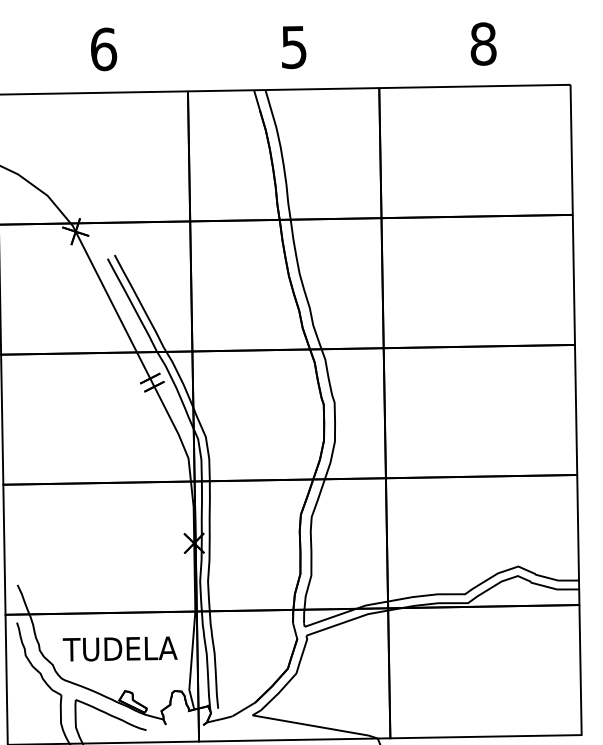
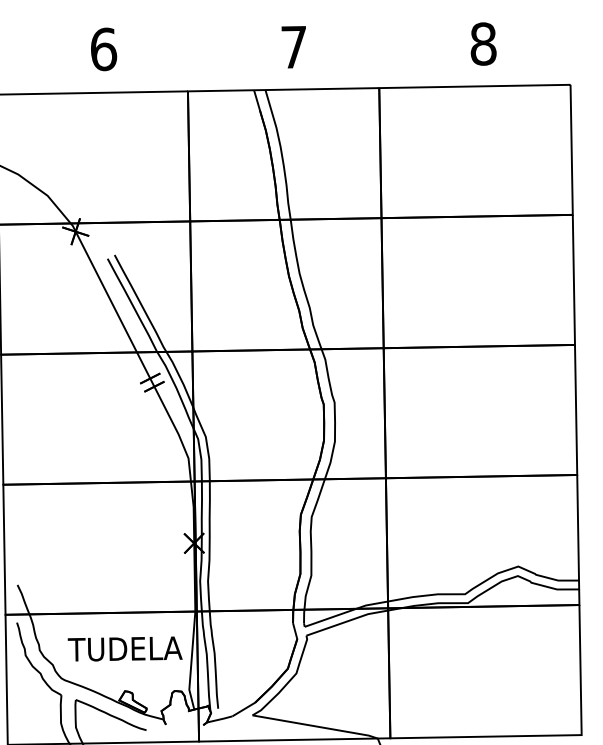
text: 5 -> 7 (293, 47)
text position: (119, 648) -> (124, 648) (124, 648)
